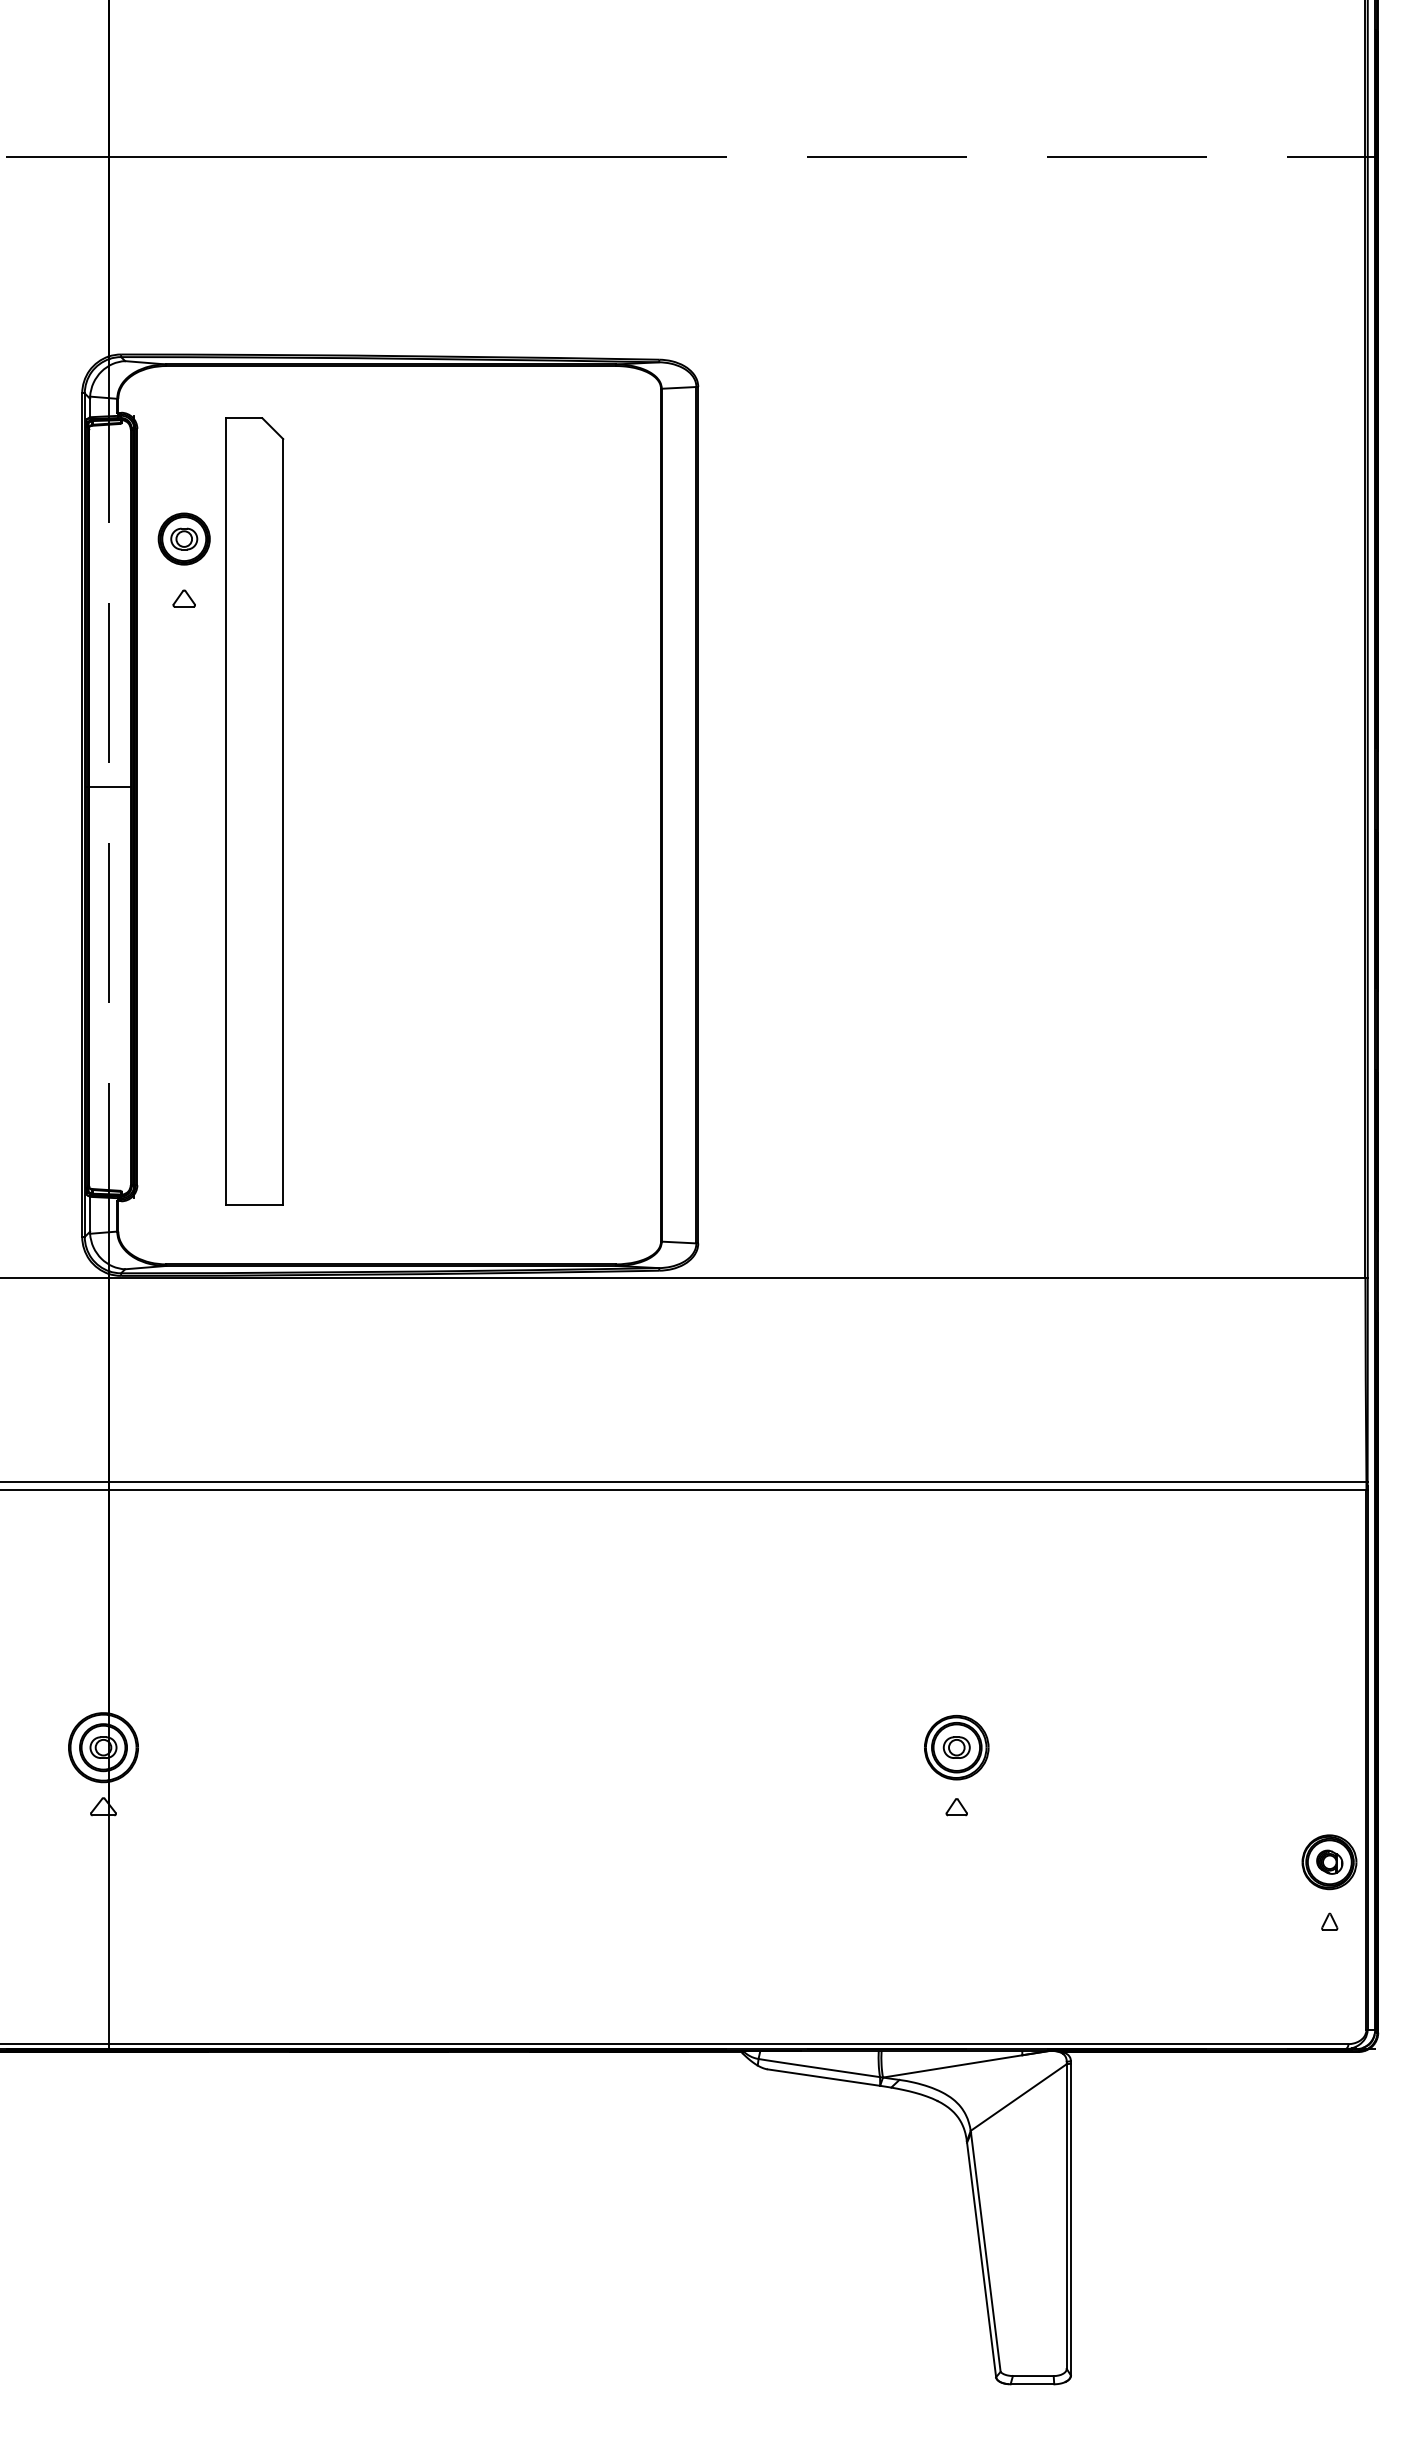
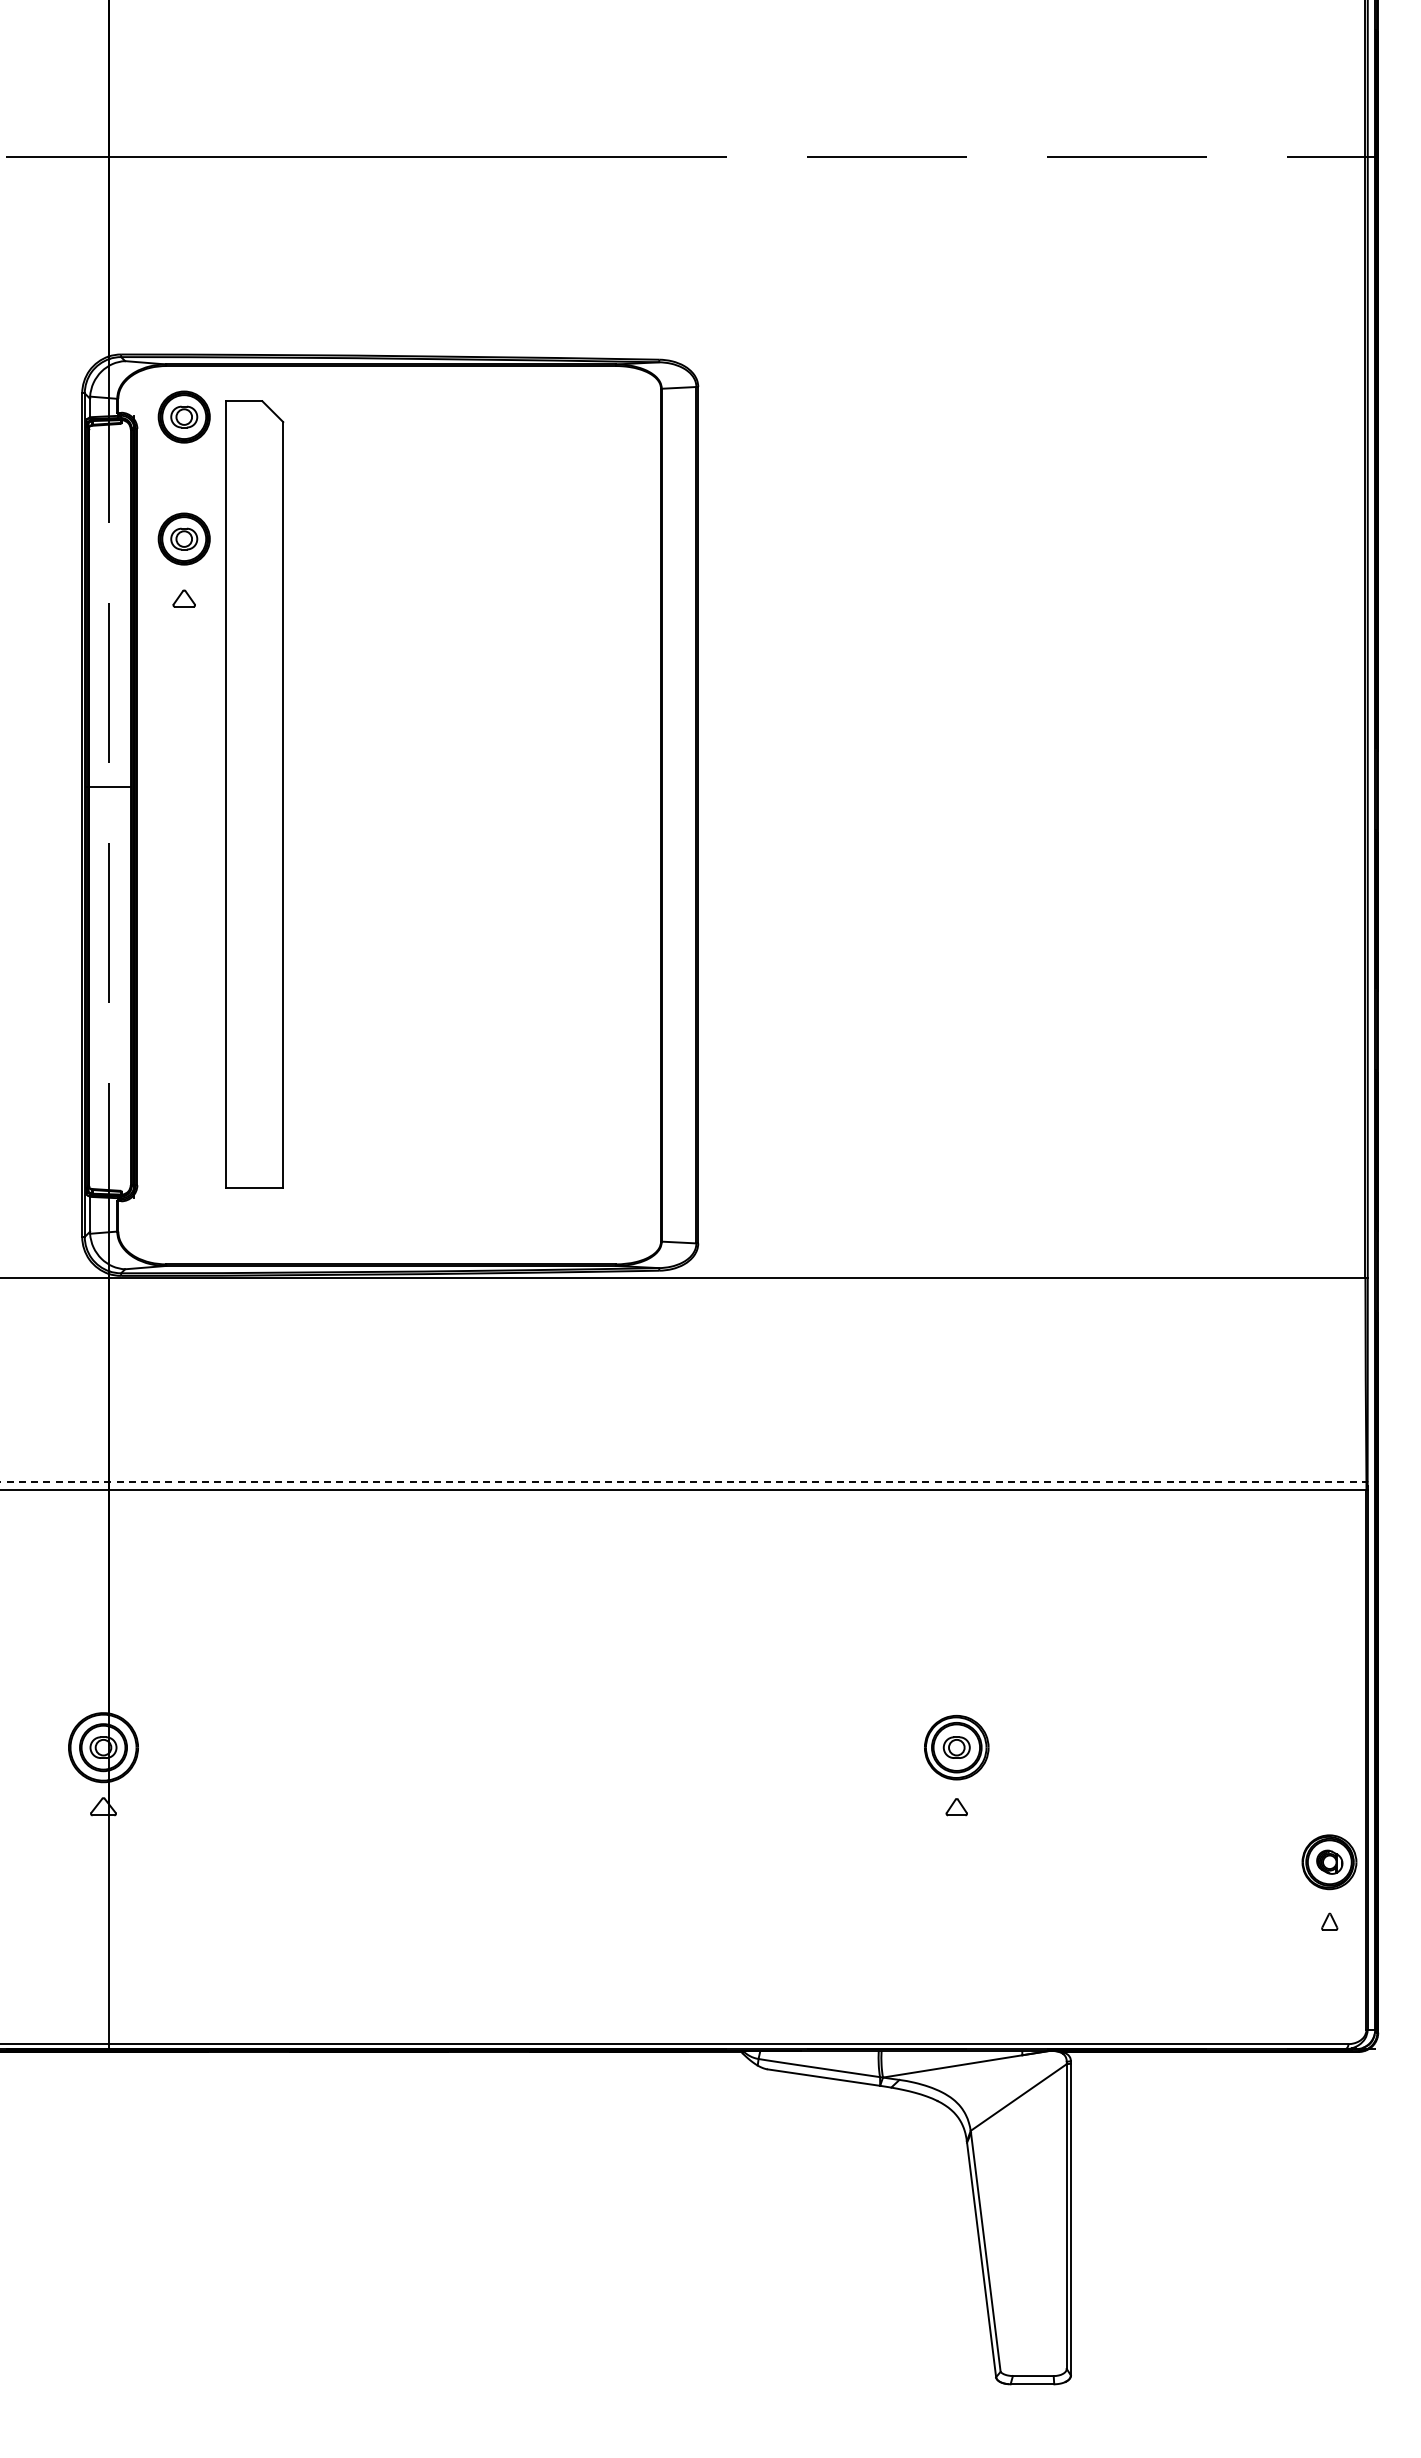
part: none -> present (183, 416)
part position: (254, 811) -> (254, 794) (254, 794)
line: solid -> dashed (684, 1482)
